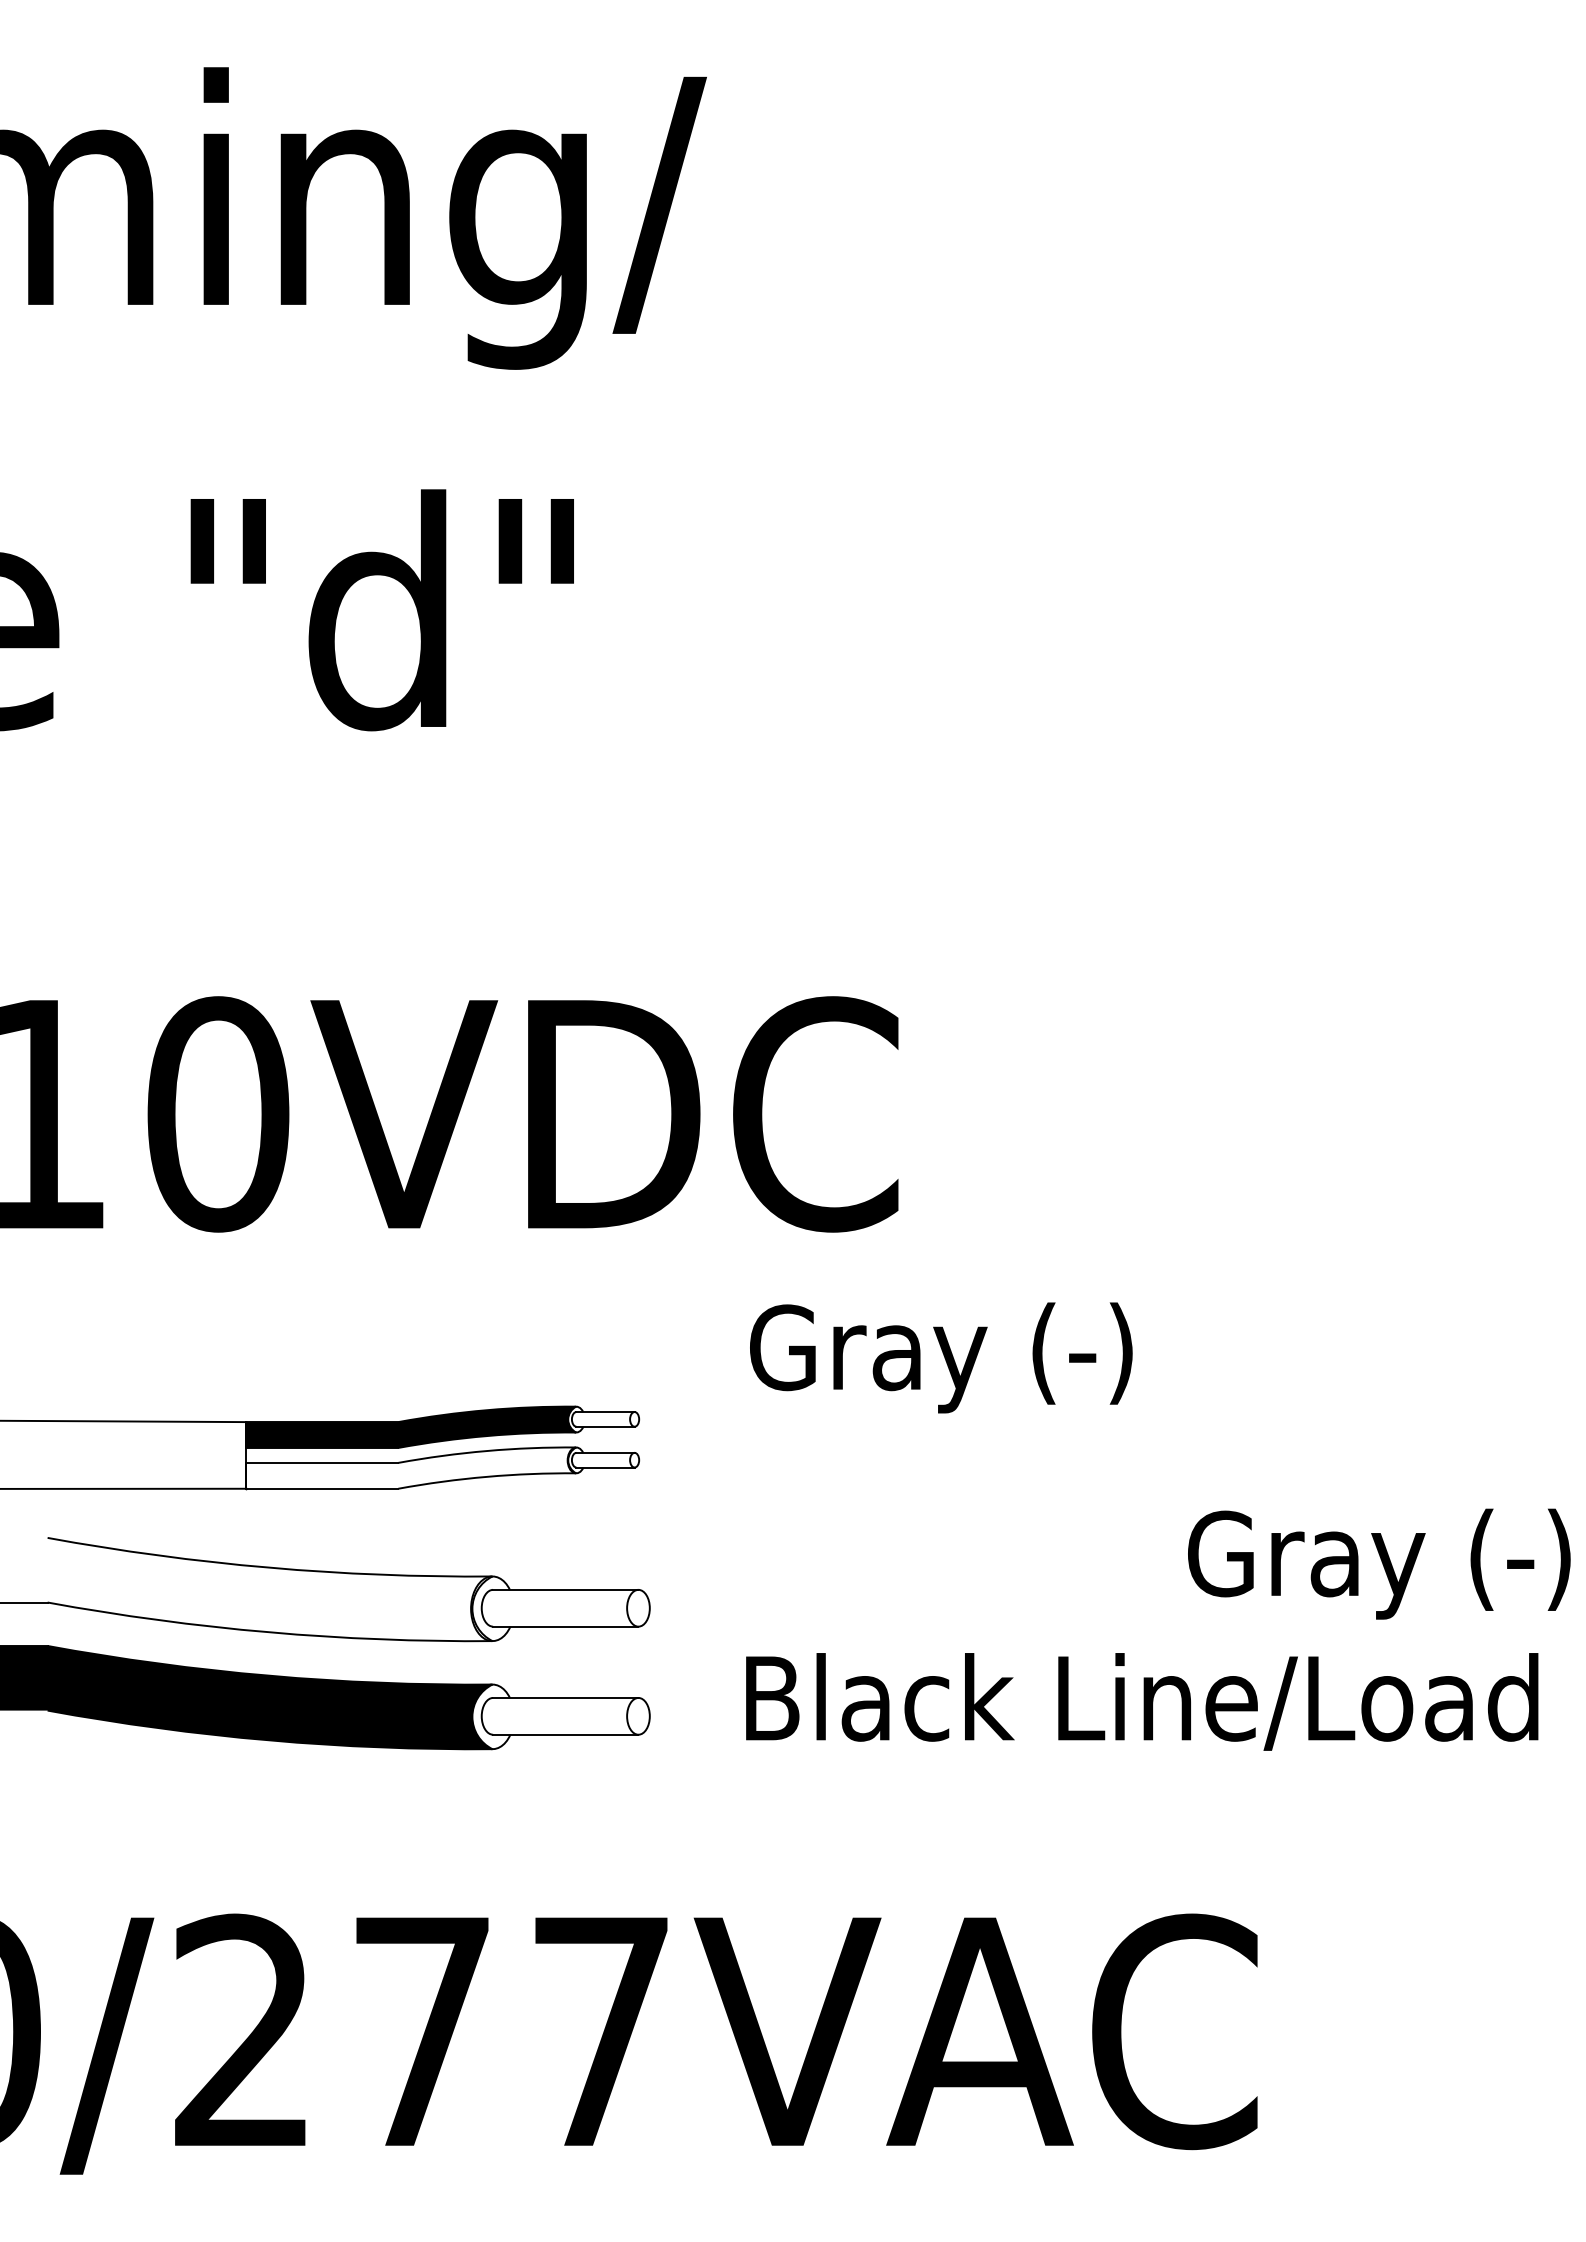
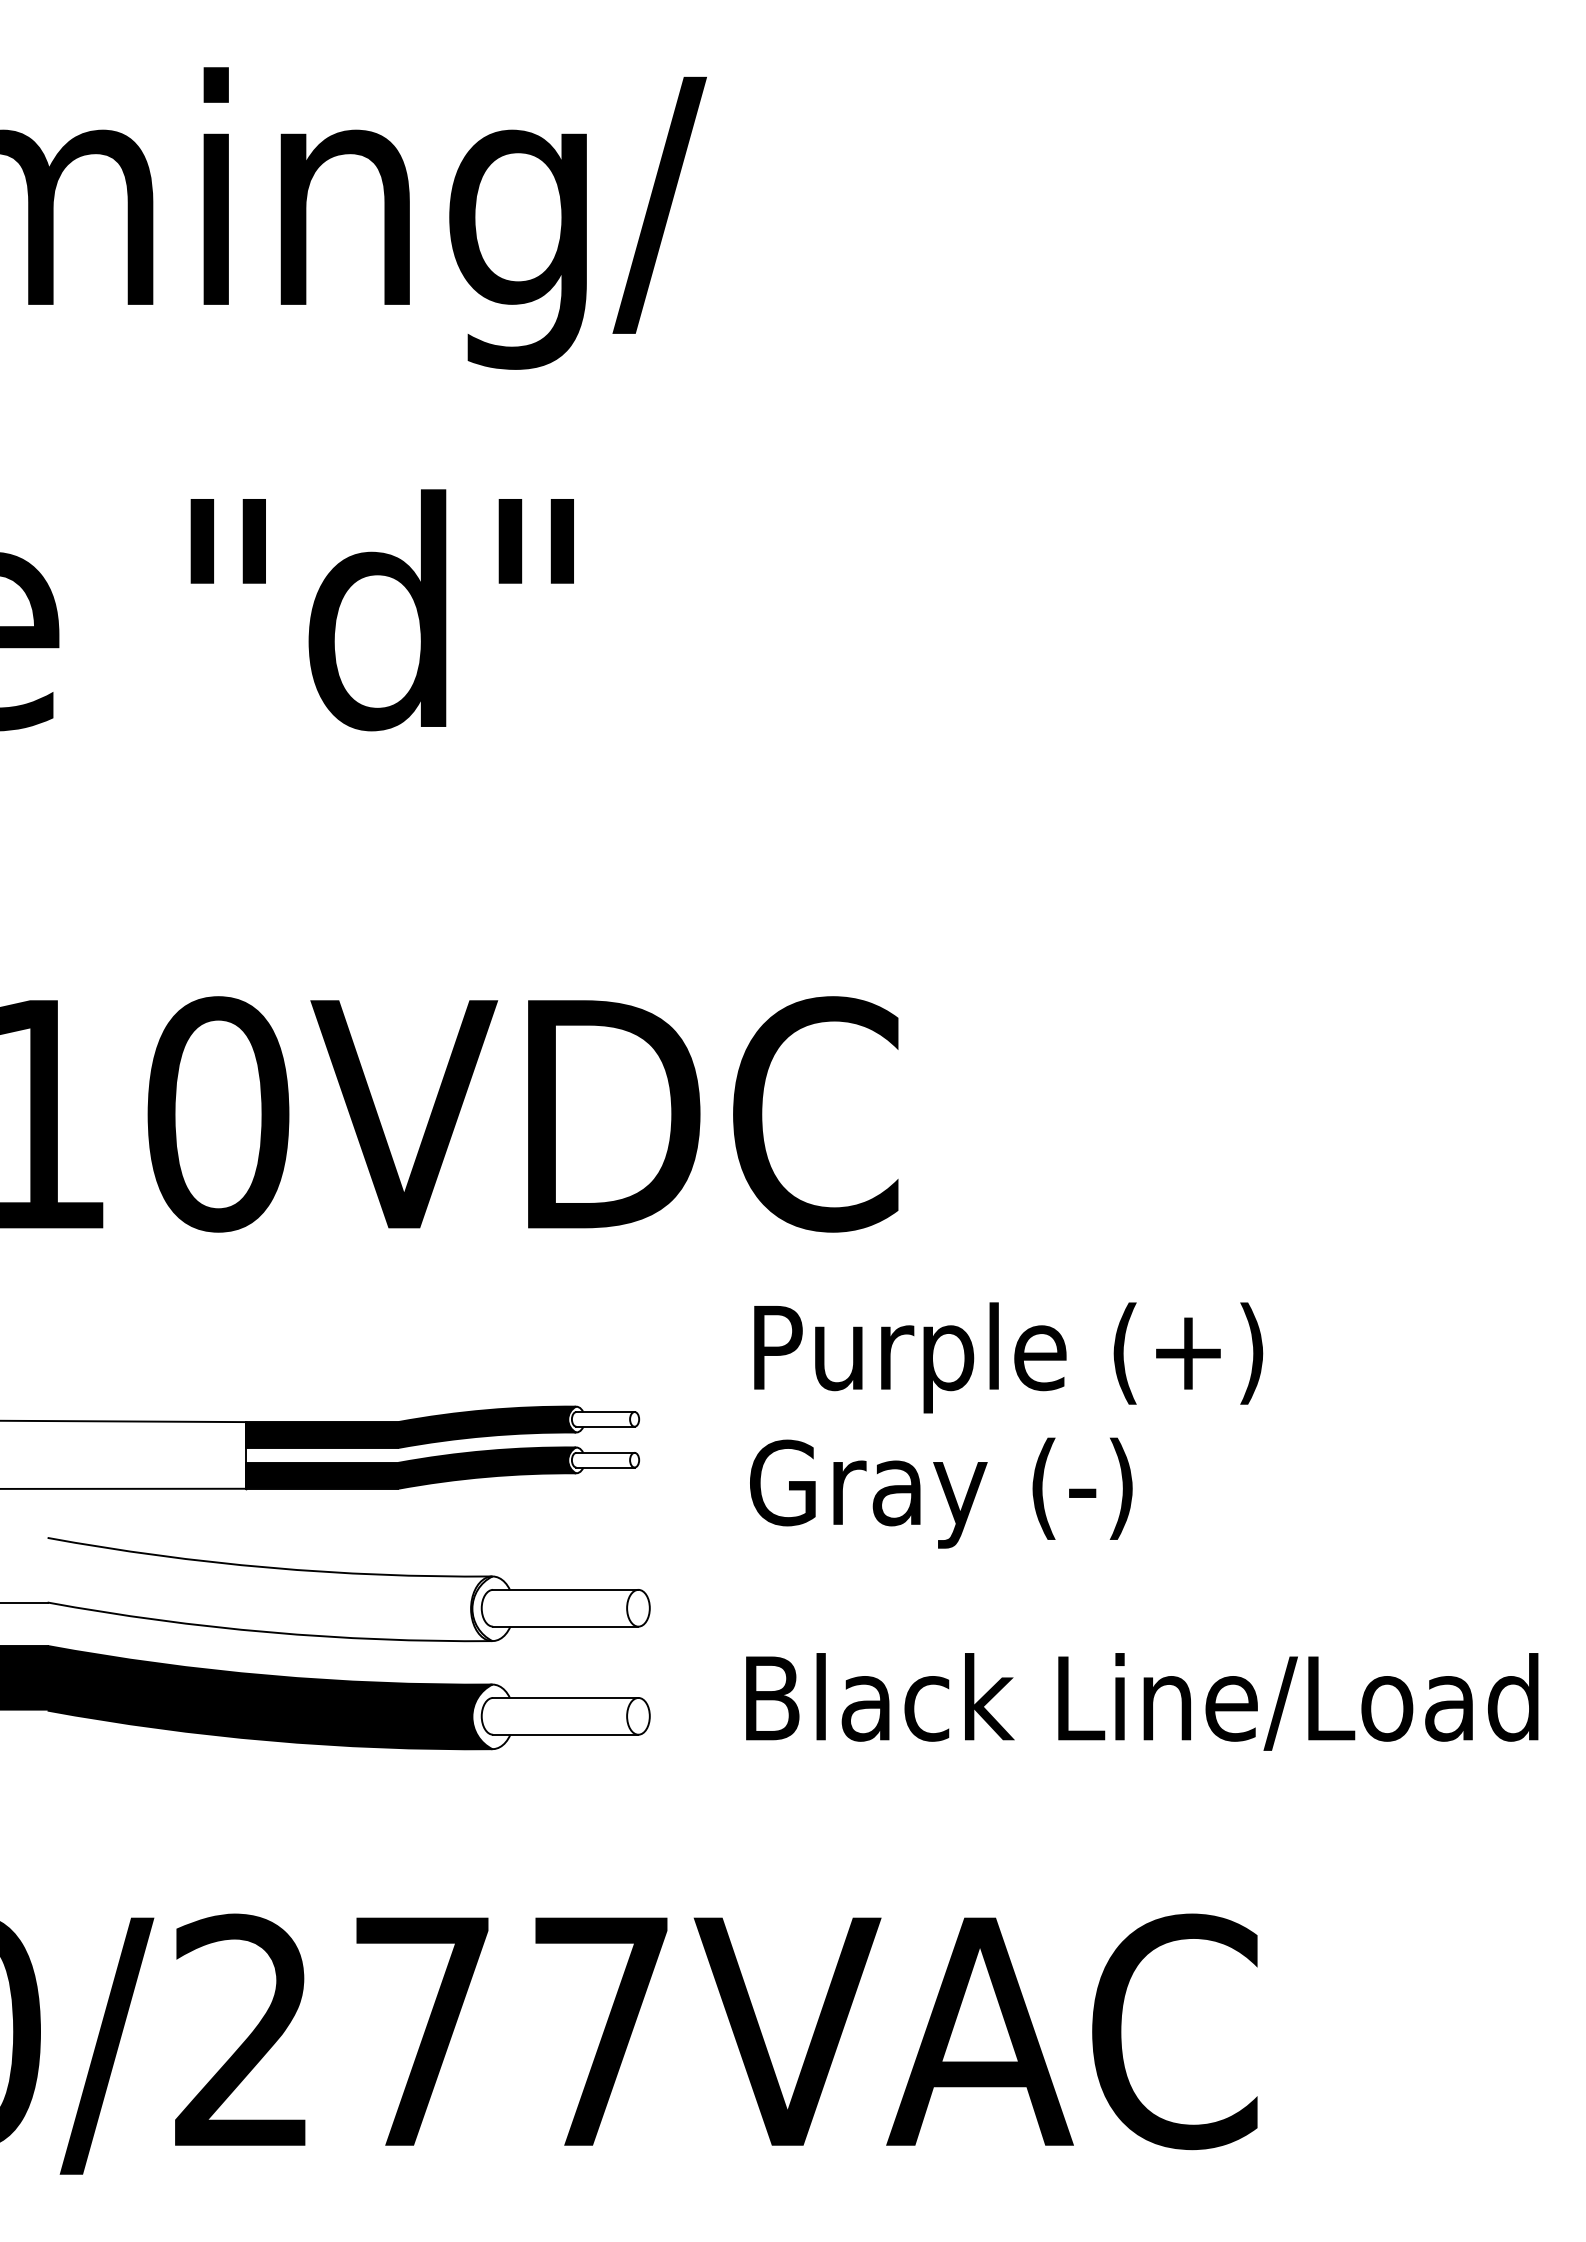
text: Gray (-) -> Purple (+) (1006, 1357)
fill: none -> present (411, 1467)
text position: (1379, 1563) -> (941, 1492) (941, 1492)
